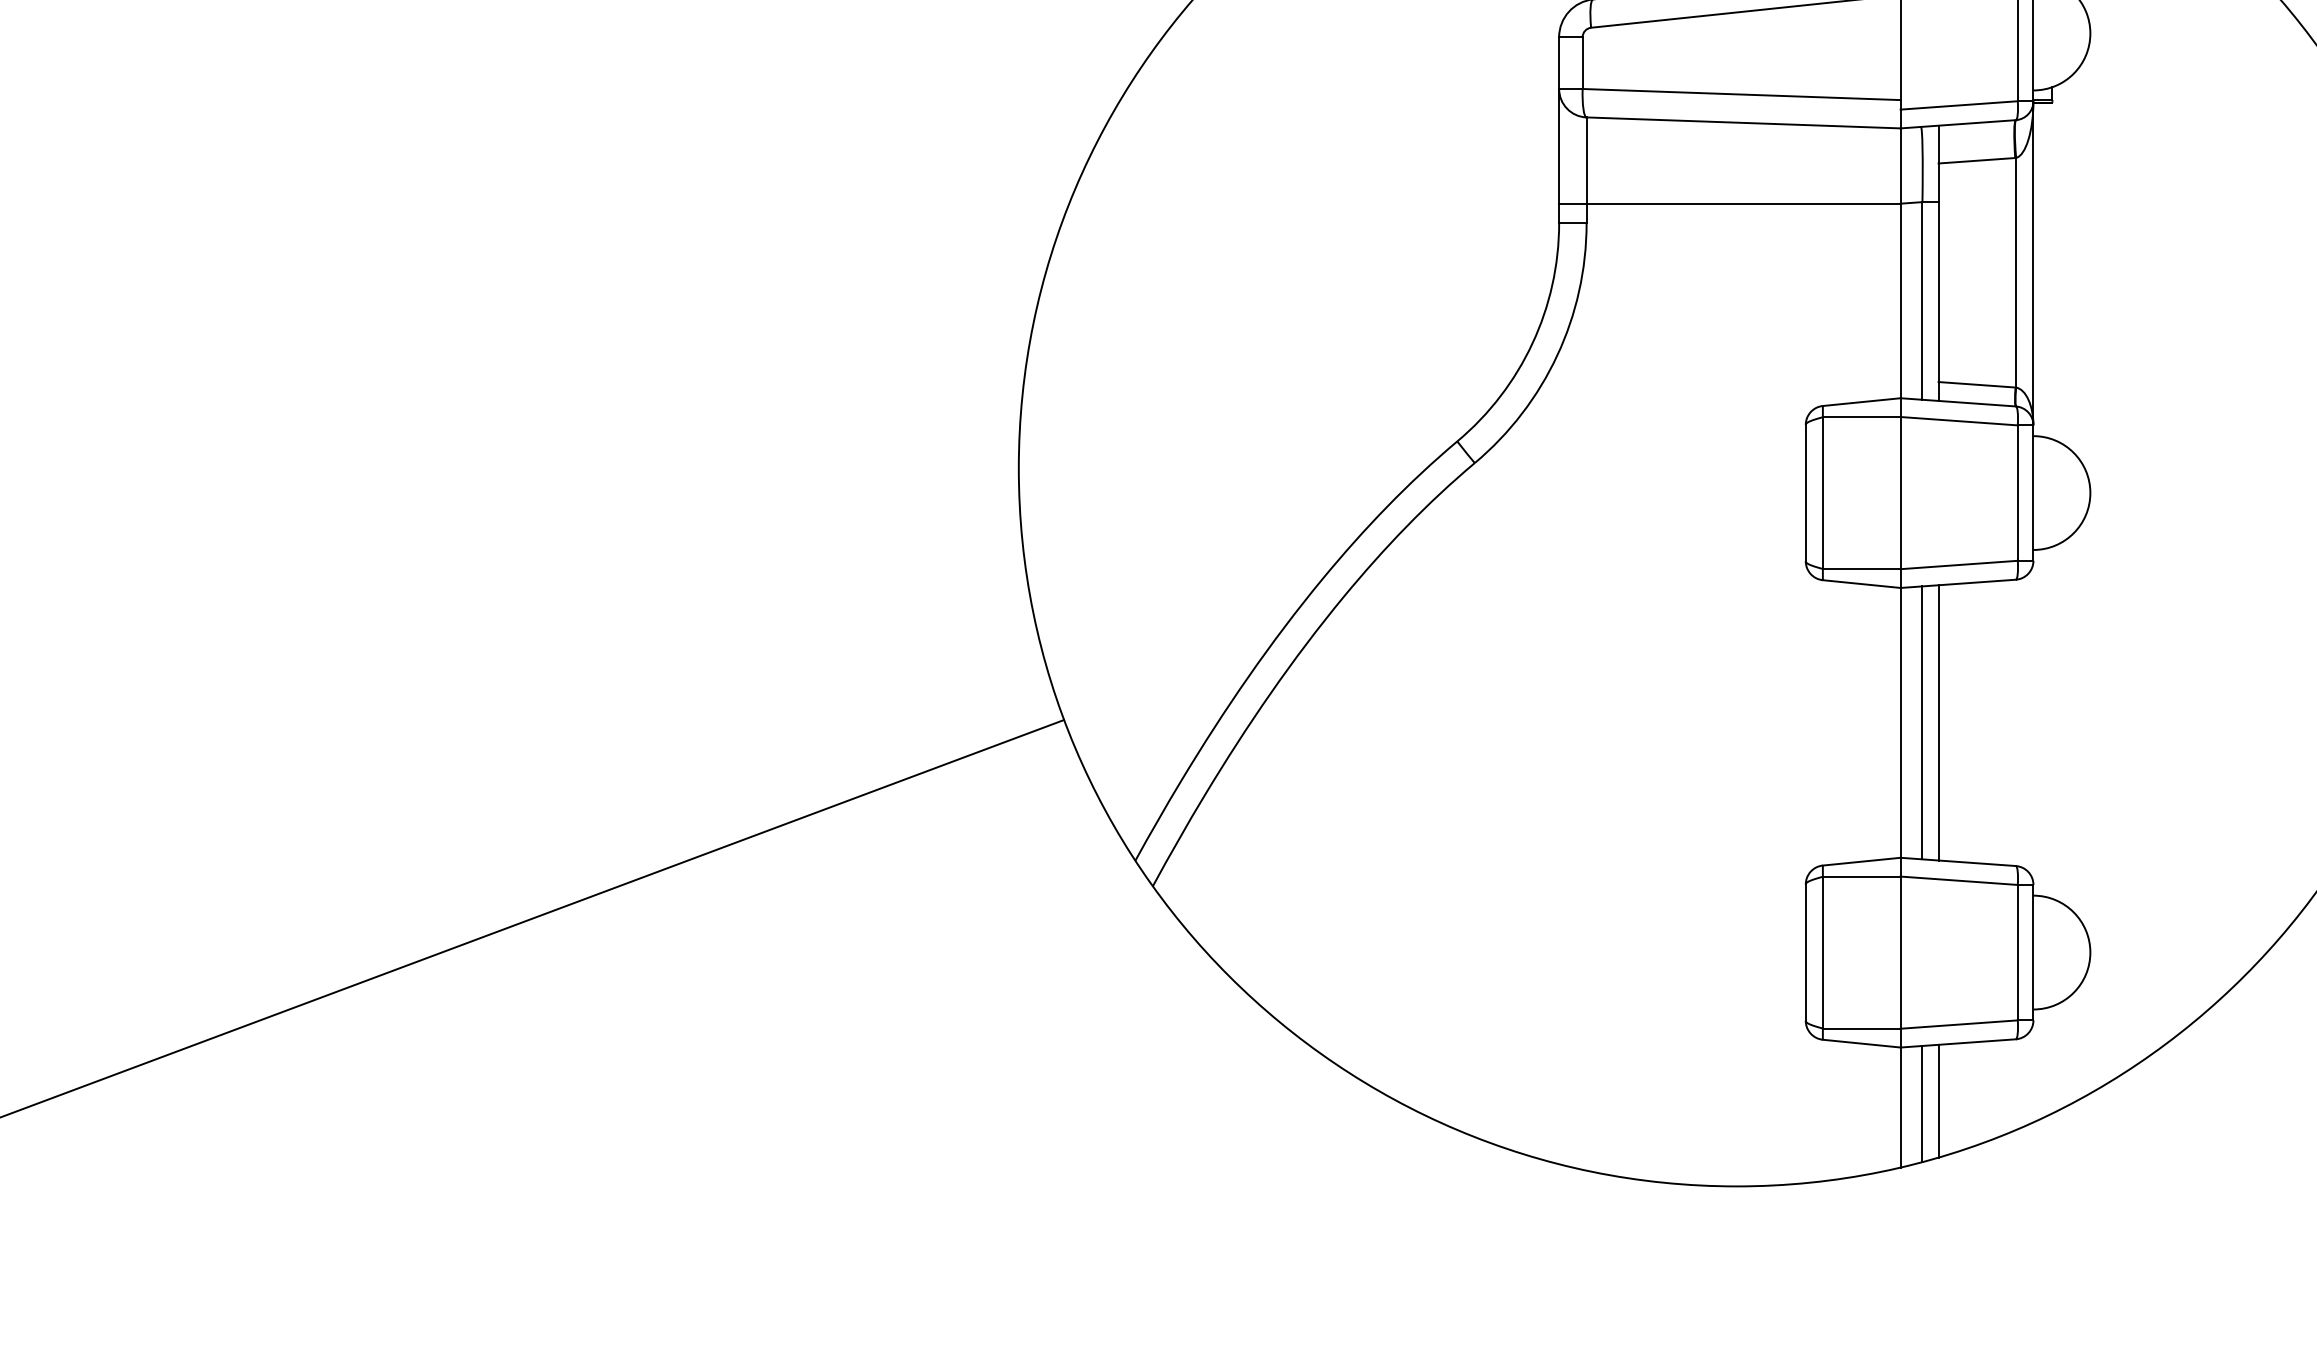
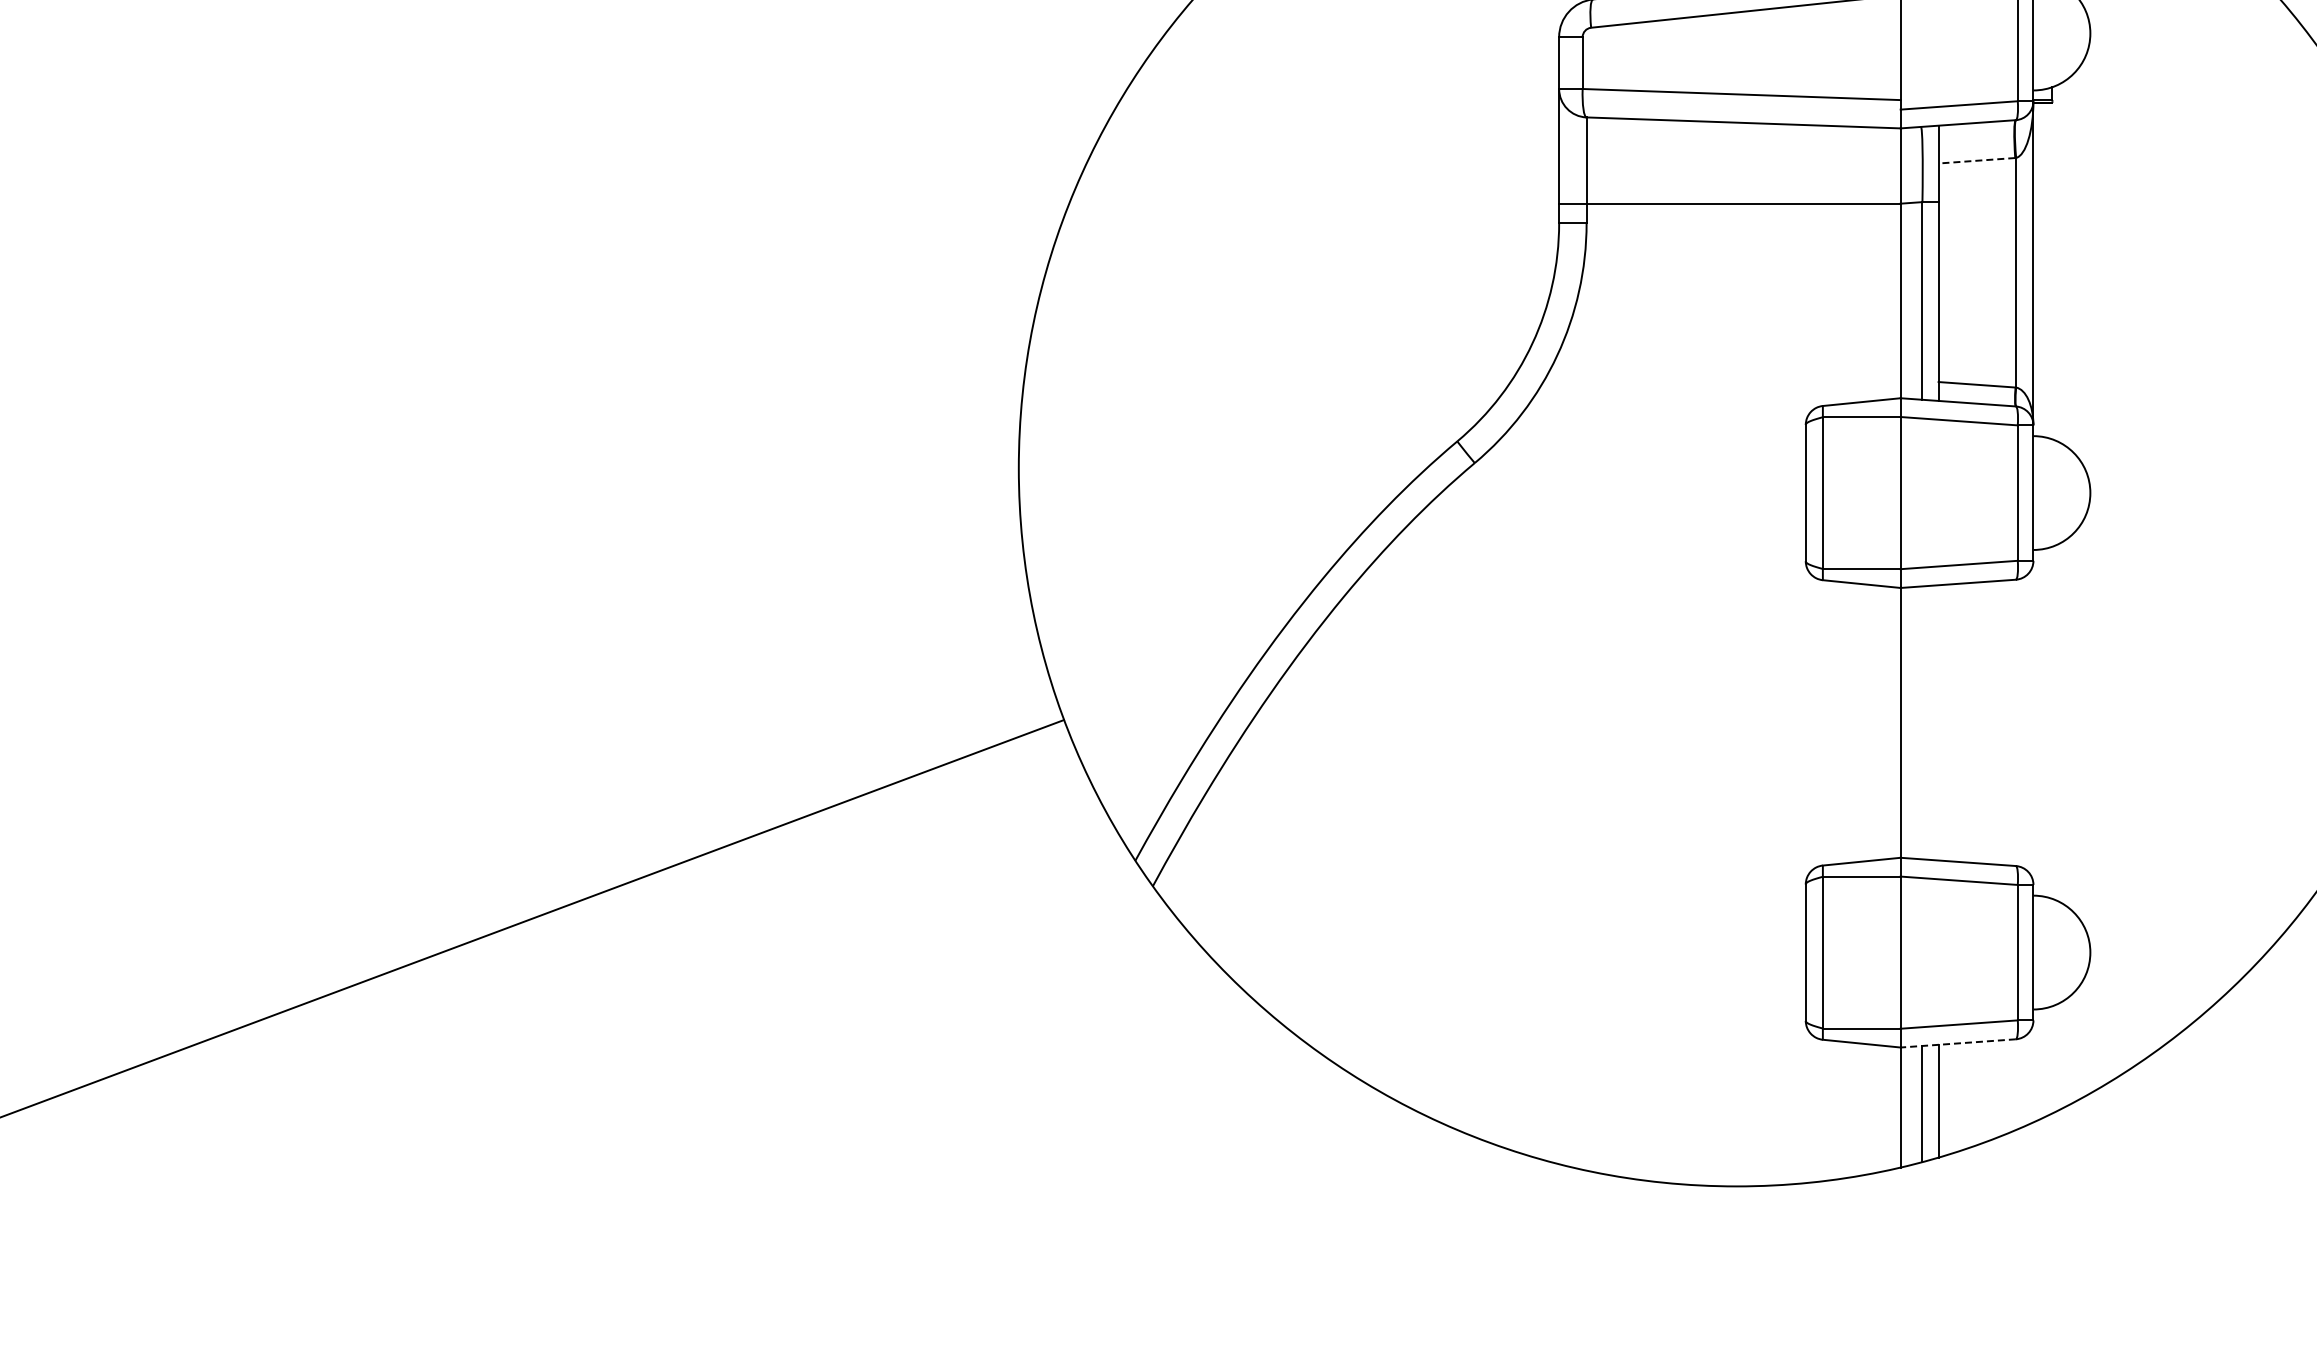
line: solid -> dashed (1976, 160)
line: present -> none (1922, 722)
line: present -> none (1938, 722)
line: solid -> dashed (1958, 1043)
